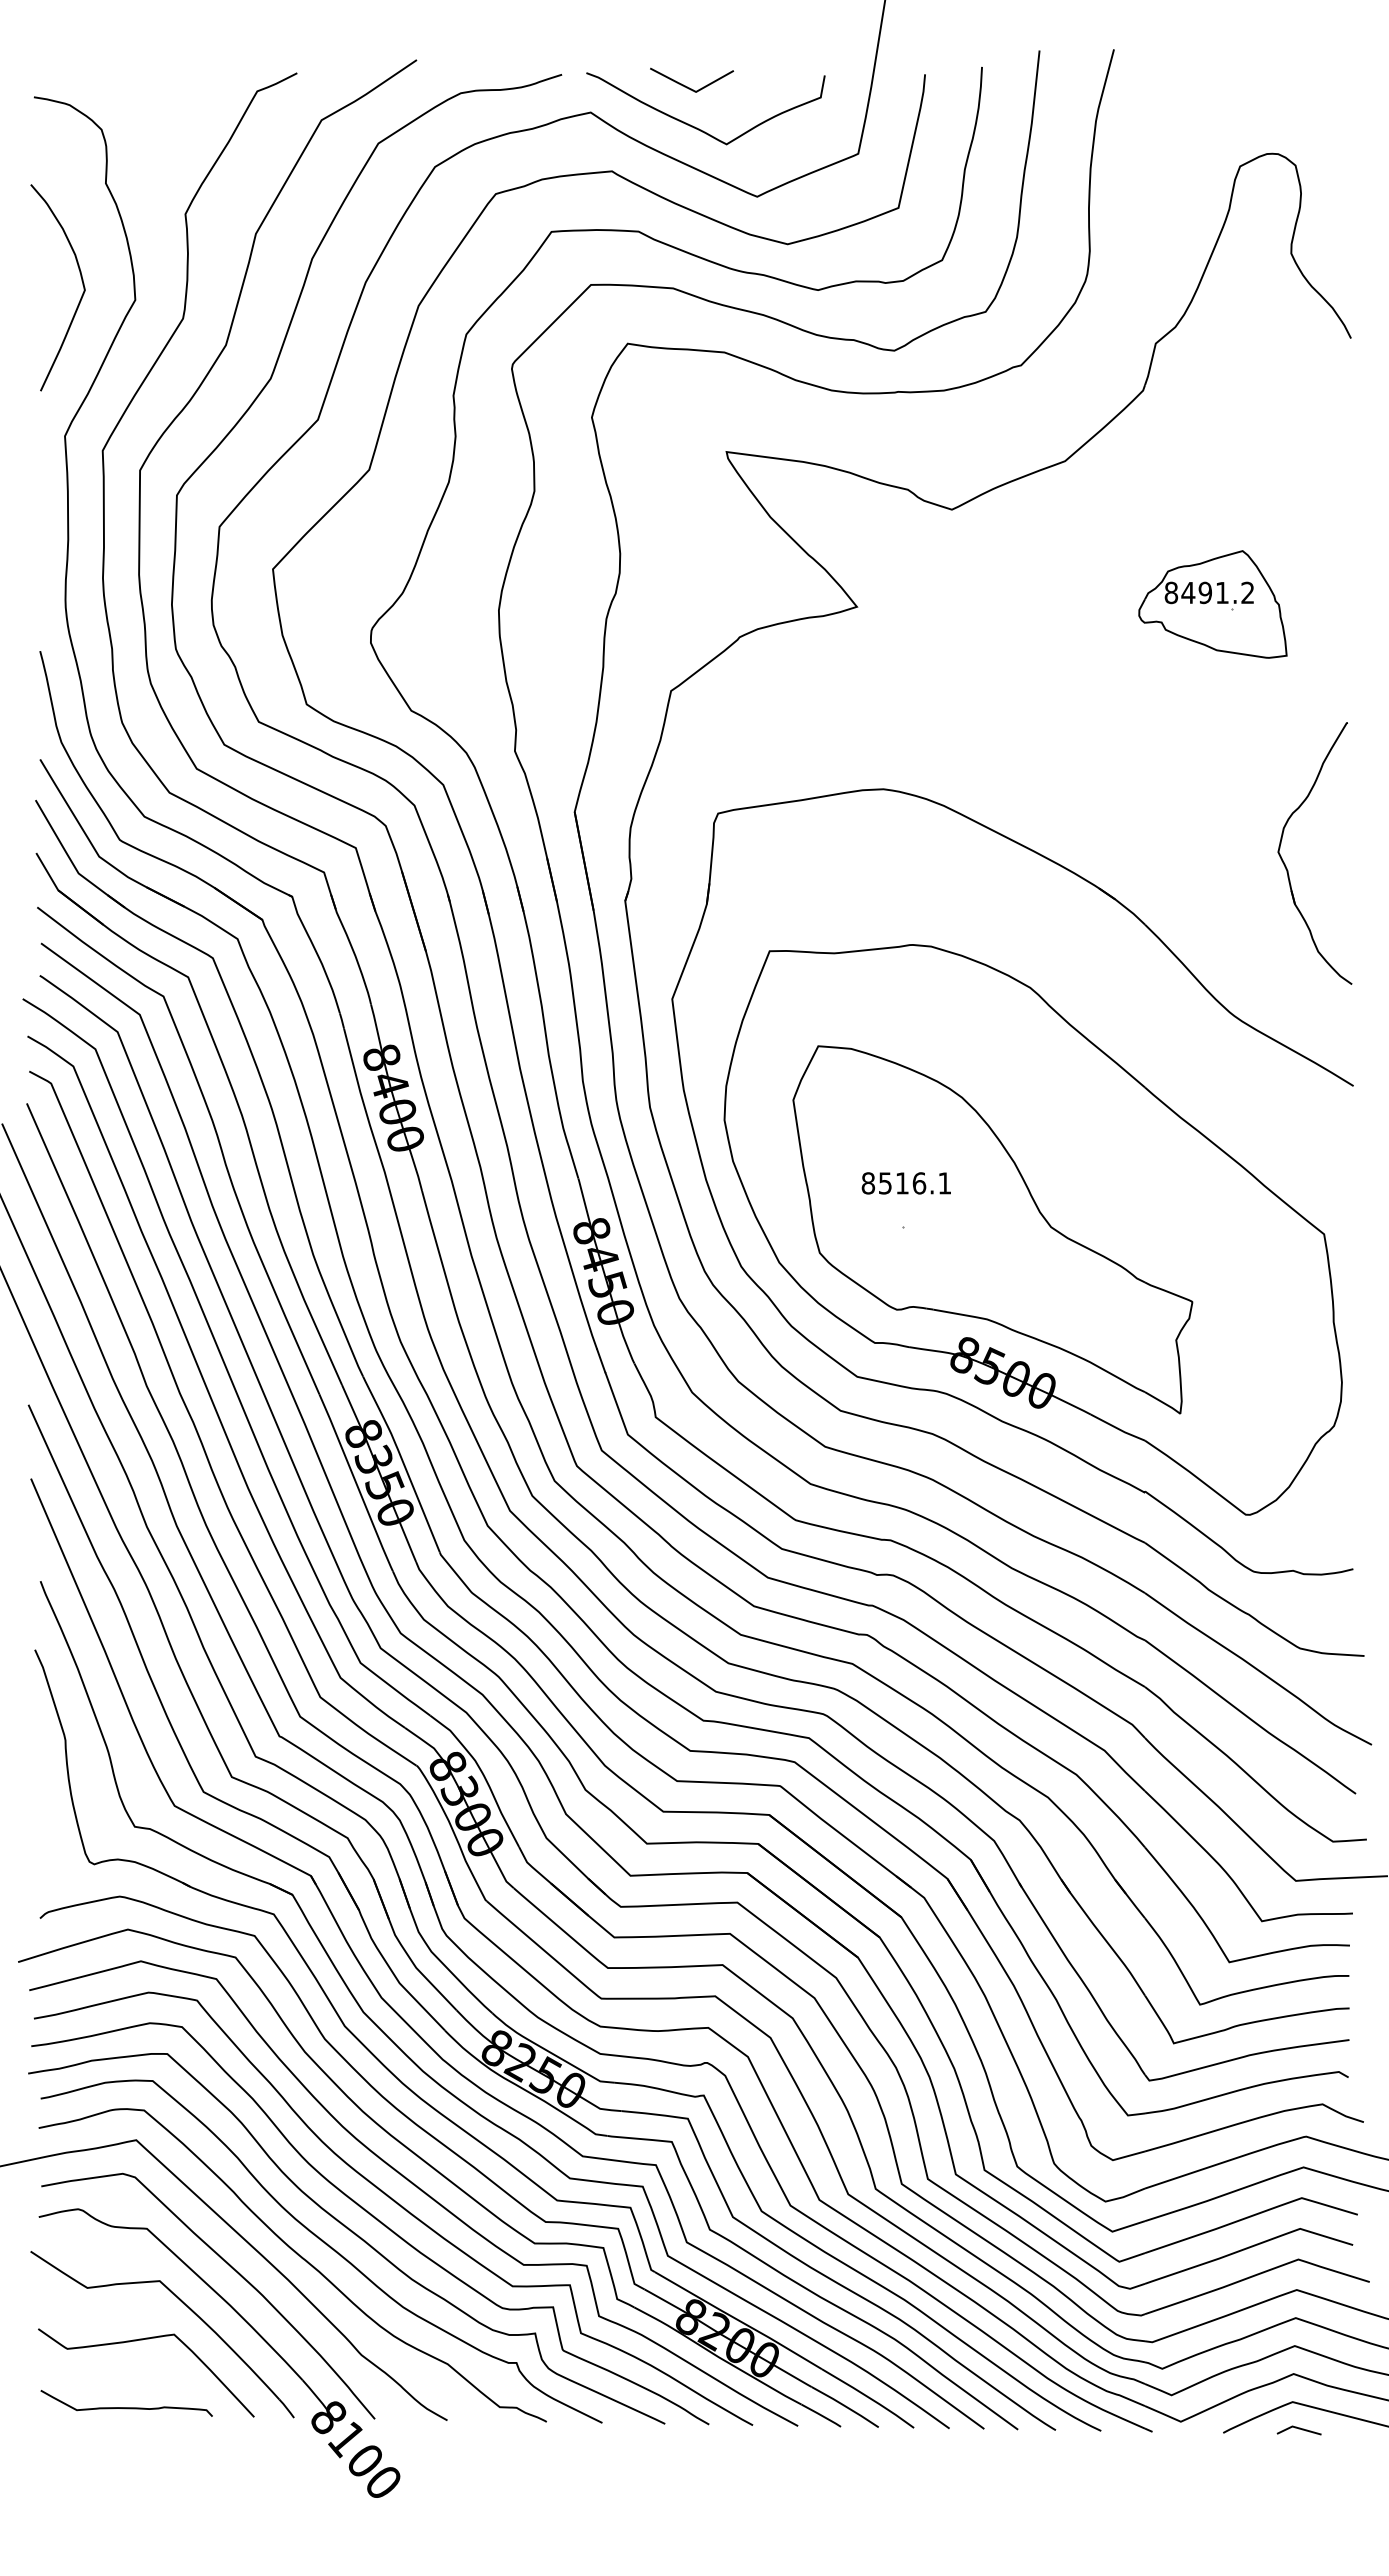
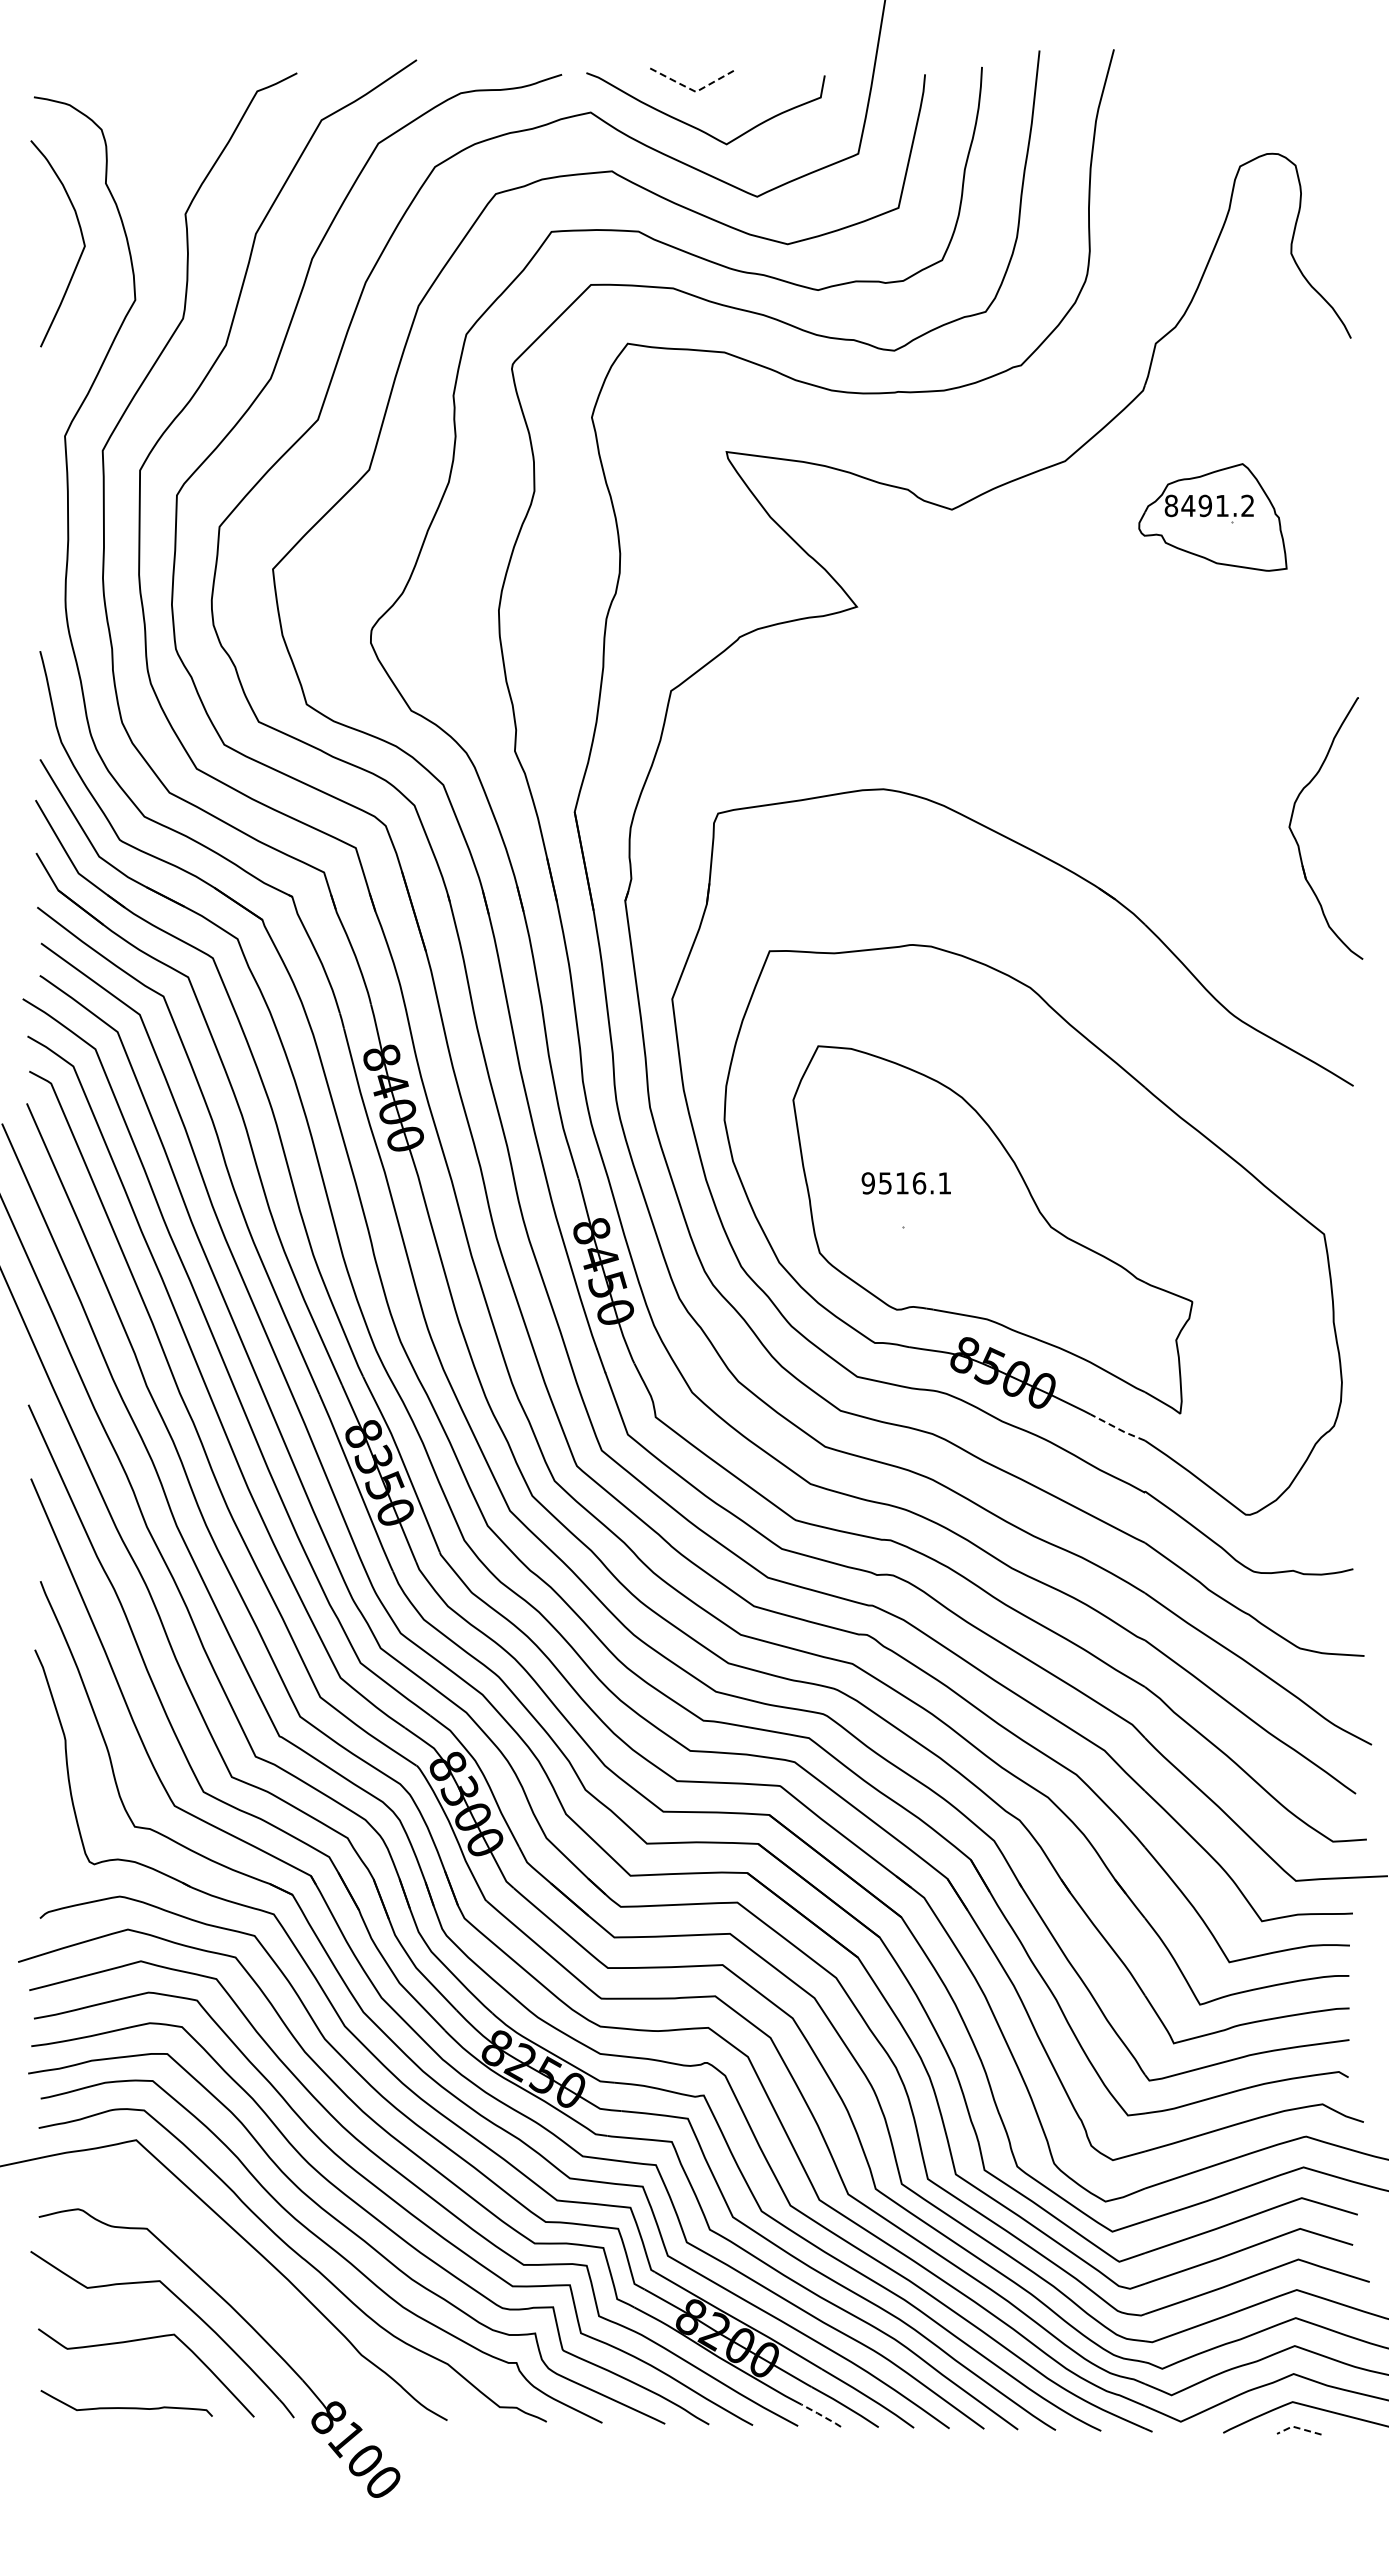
line: solid -> dashed (692, 90)
curve position: (81, 281) -> (81, 237) (81, 237)
part position: (1212, 604) -> (1212, 517) (1212, 517)
part position: (1286, 866) -> (1297, 841) (1297, 841)
text: 8516.1 -> 9516.1 (868, 1183)
line: solid -> dashed (1117, 1428)
curve: present -> none (232, 2269)
line: solid -> dashed (821, 2415)
line: solid -> dashed (1298, 2428)
